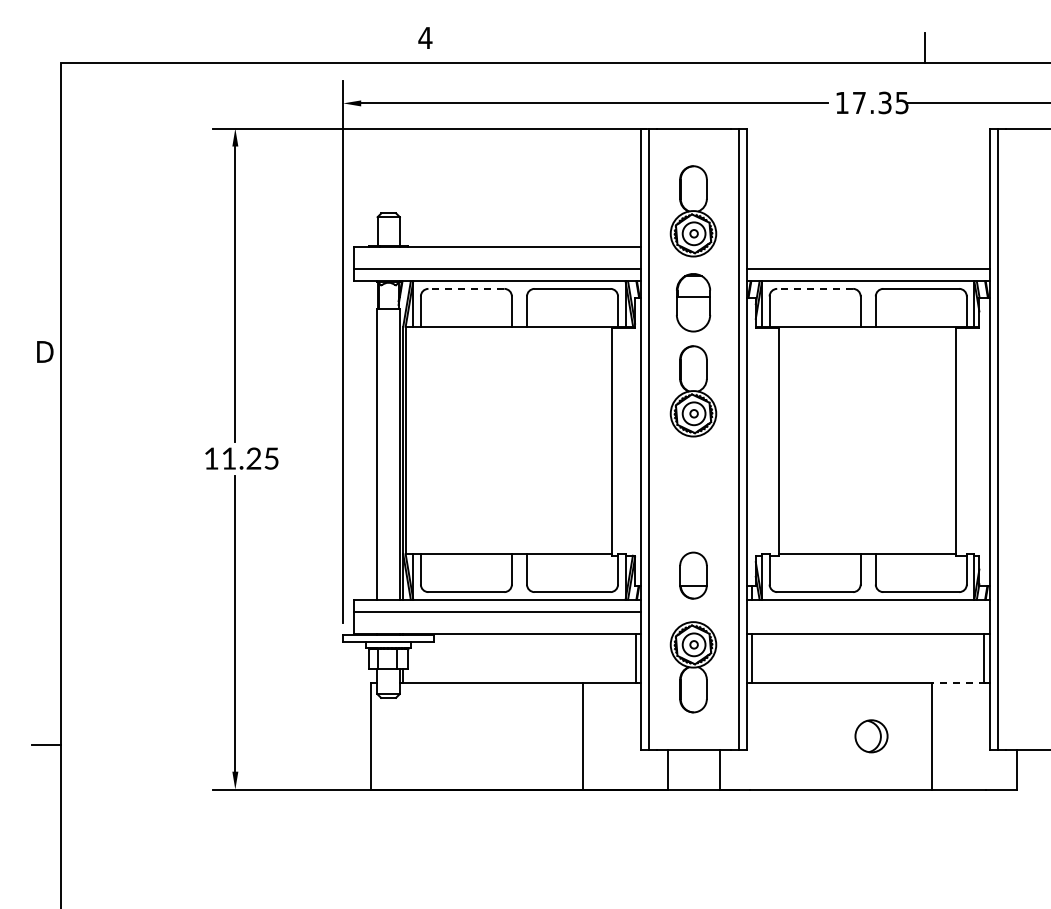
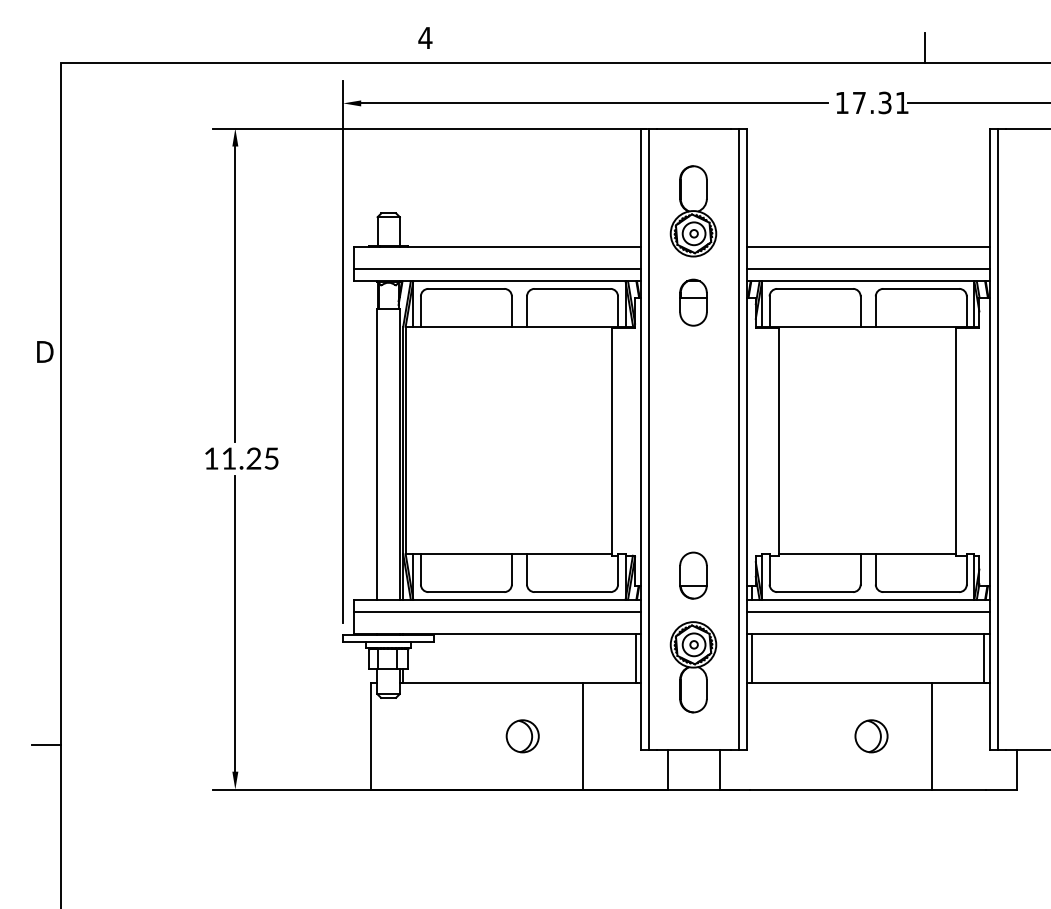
text: 17.35 -> 17.31 (901, 103)
line: none -> present (867, 247)
line: dashed -> solid (466, 288)
line: dashed -> solid (815, 288)
part size: 36x60 px -> 29x49 px (693, 302)
part: present -> none (693, 391)
line: none -> present (867, 612)
line: dashed -> solid (959, 683)
part: none -> present (522, 736)
